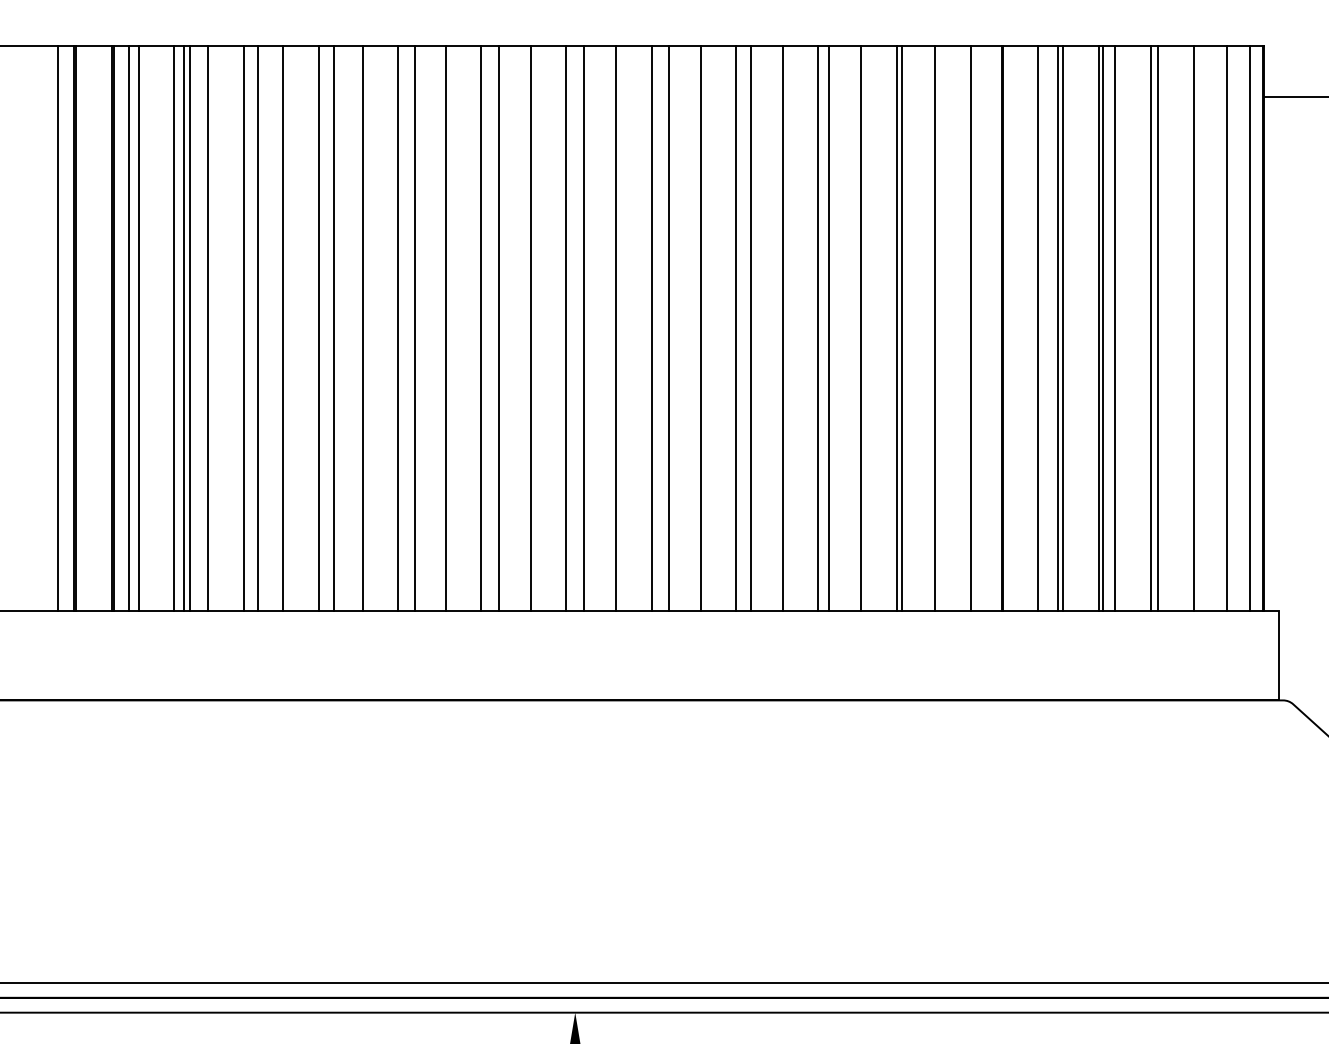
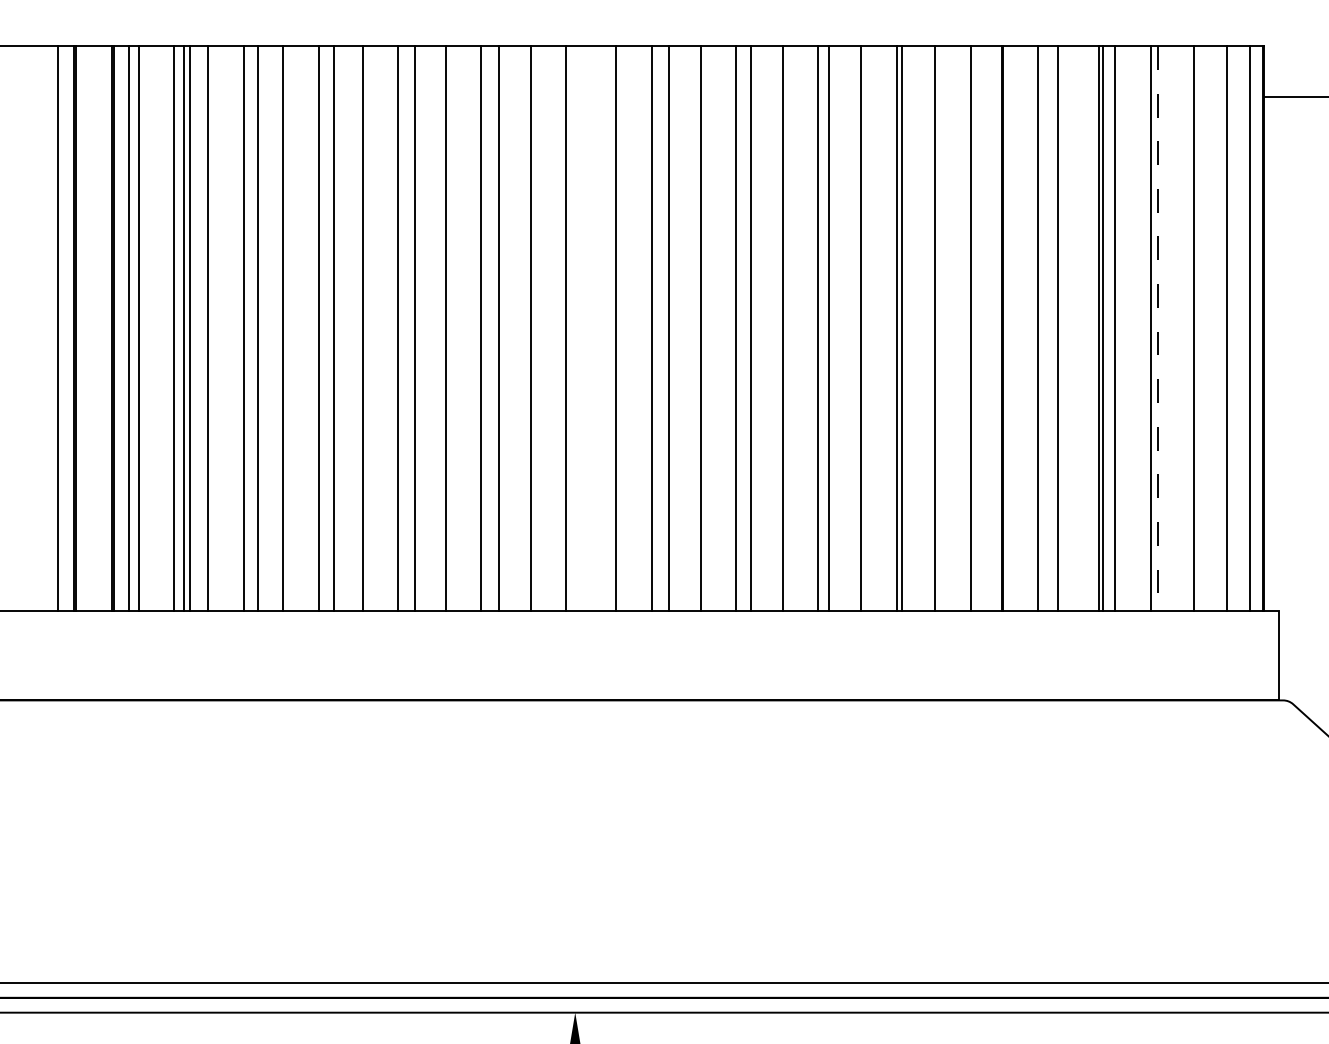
line: present -> none (583, 328)
line: present -> none (1063, 328)
line: solid -> dashed (1158, 328)
